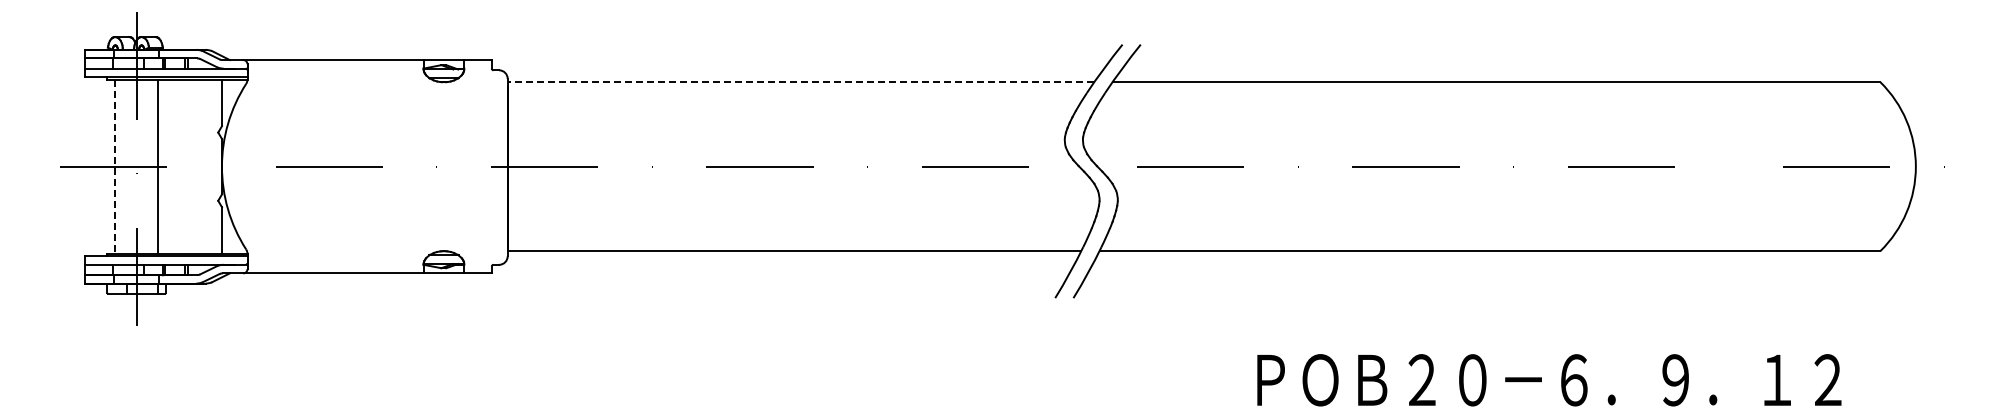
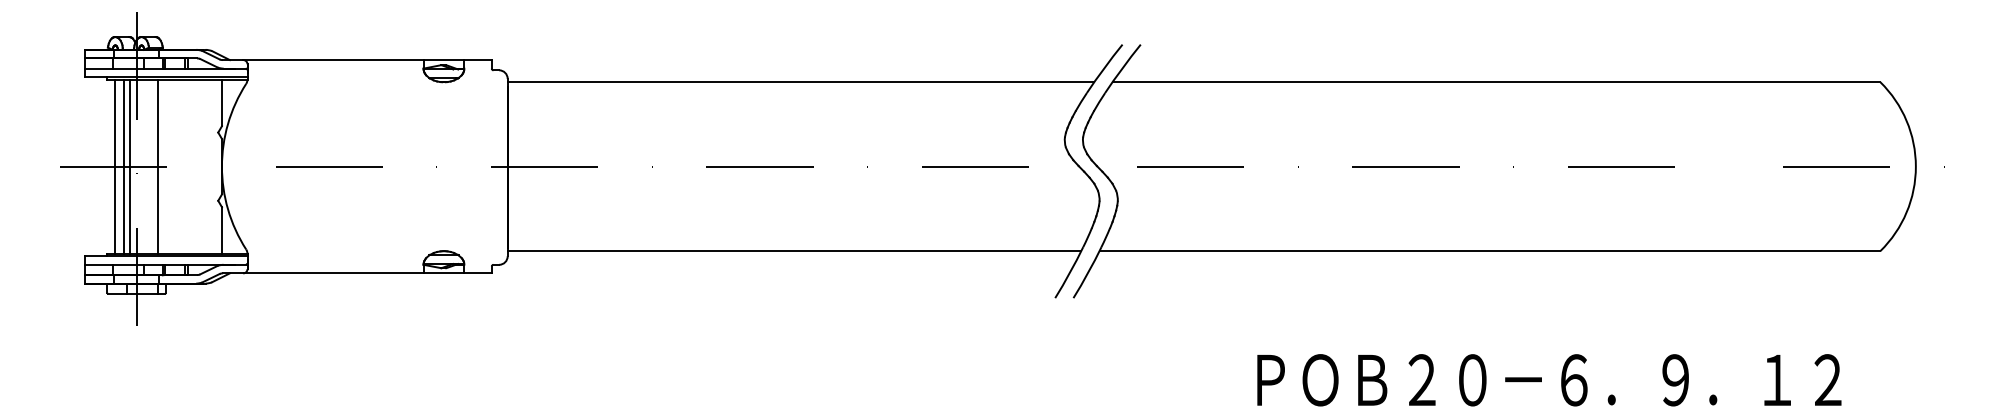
line: dashed -> solid (800, 82)
line: none -> present (123, 166)
line: none -> present (130, 166)
line: dashed -> solid (115, 167)
